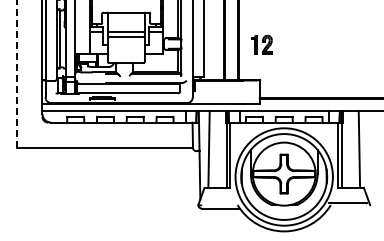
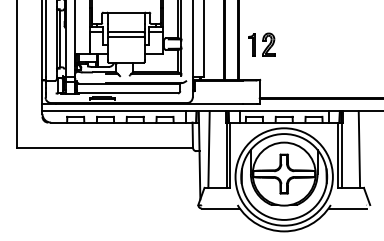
part size: 22x21 px -> 28x25 px (261, 44)
line: dashed -> solid (17, 73)
line position: (347, 202) -> (347, 208) (347, 208)
